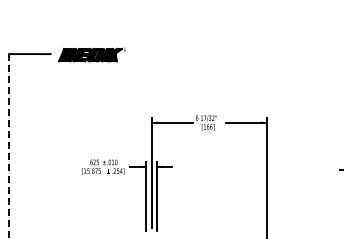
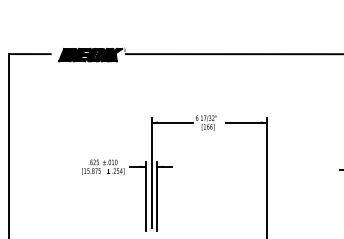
line: none -> present (232, 54)
line: dashed -> solid (9, 147)
